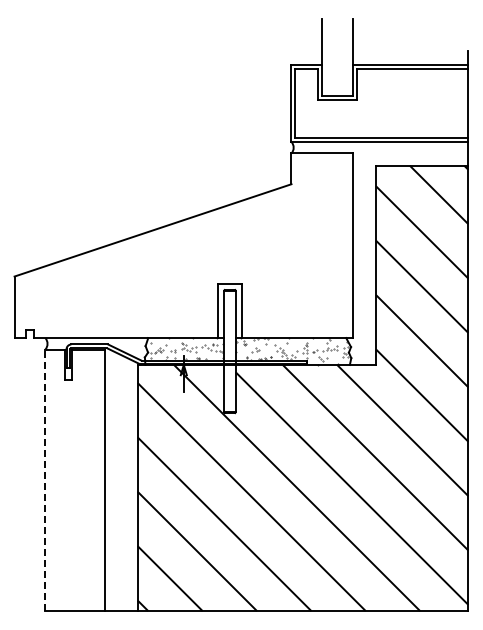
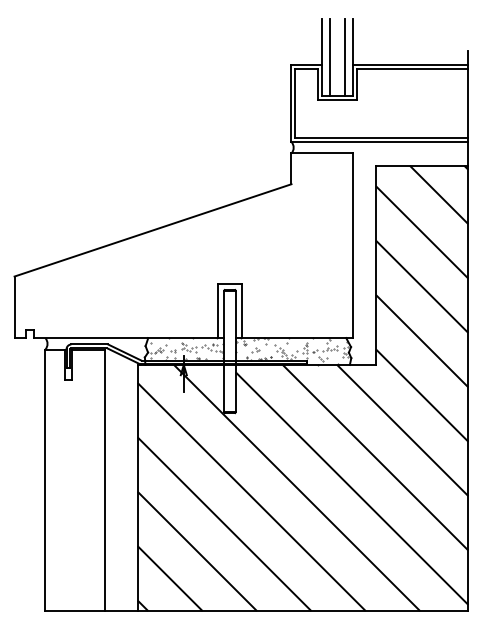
line: none -> present (329, 56)
line: none -> present (345, 56)
line: dashed -> solid (45, 480)
